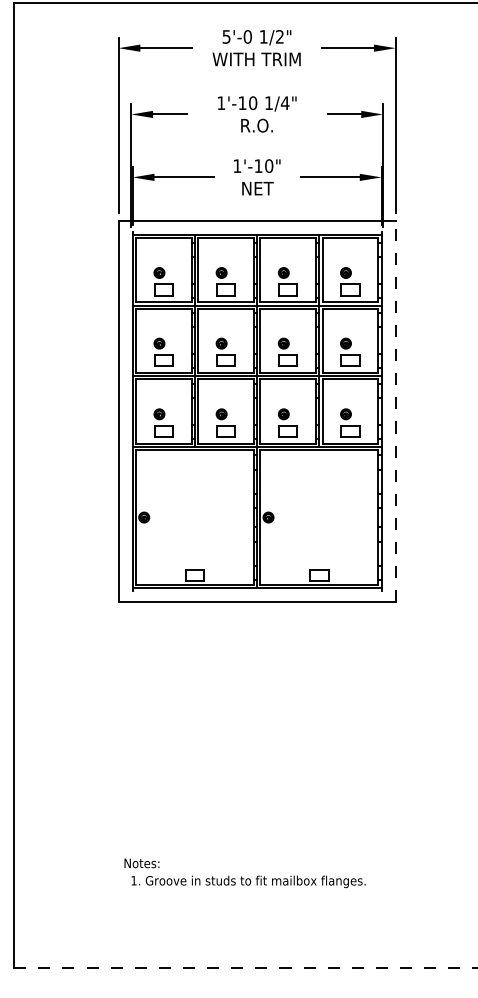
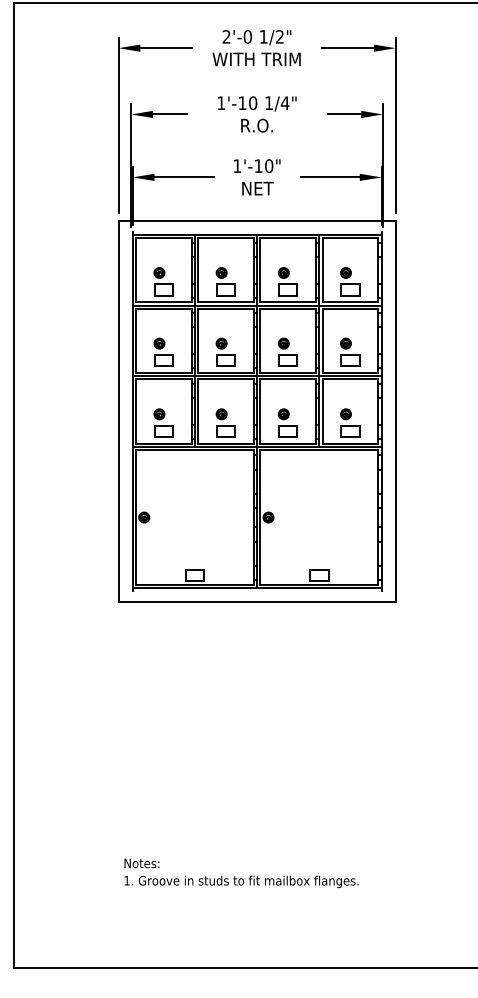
text: 5'-0 -> 2'-0 (226, 36)
line: dashed -> solid (395, 411)
text position: (248, 881) -> (241, 881) (241, 881)
line: dashed -> solid (246, 968)
